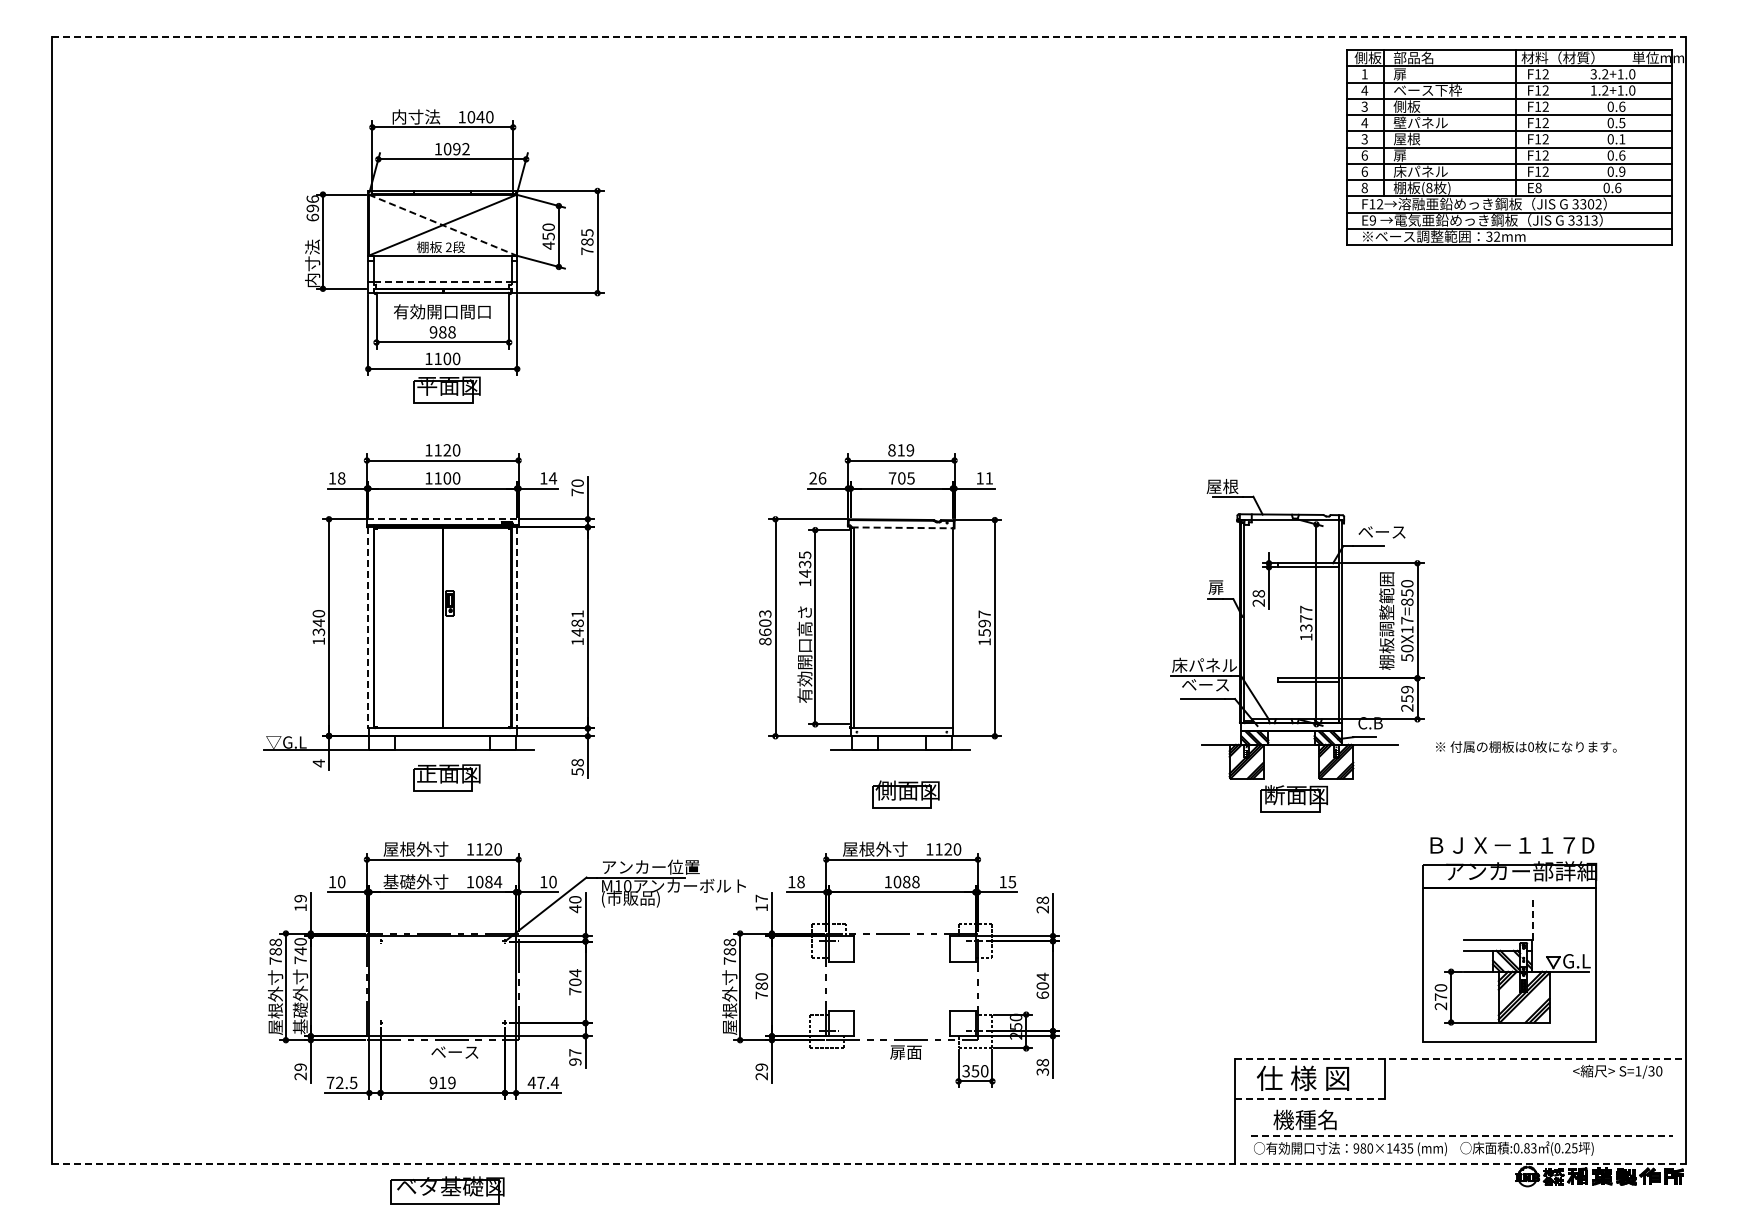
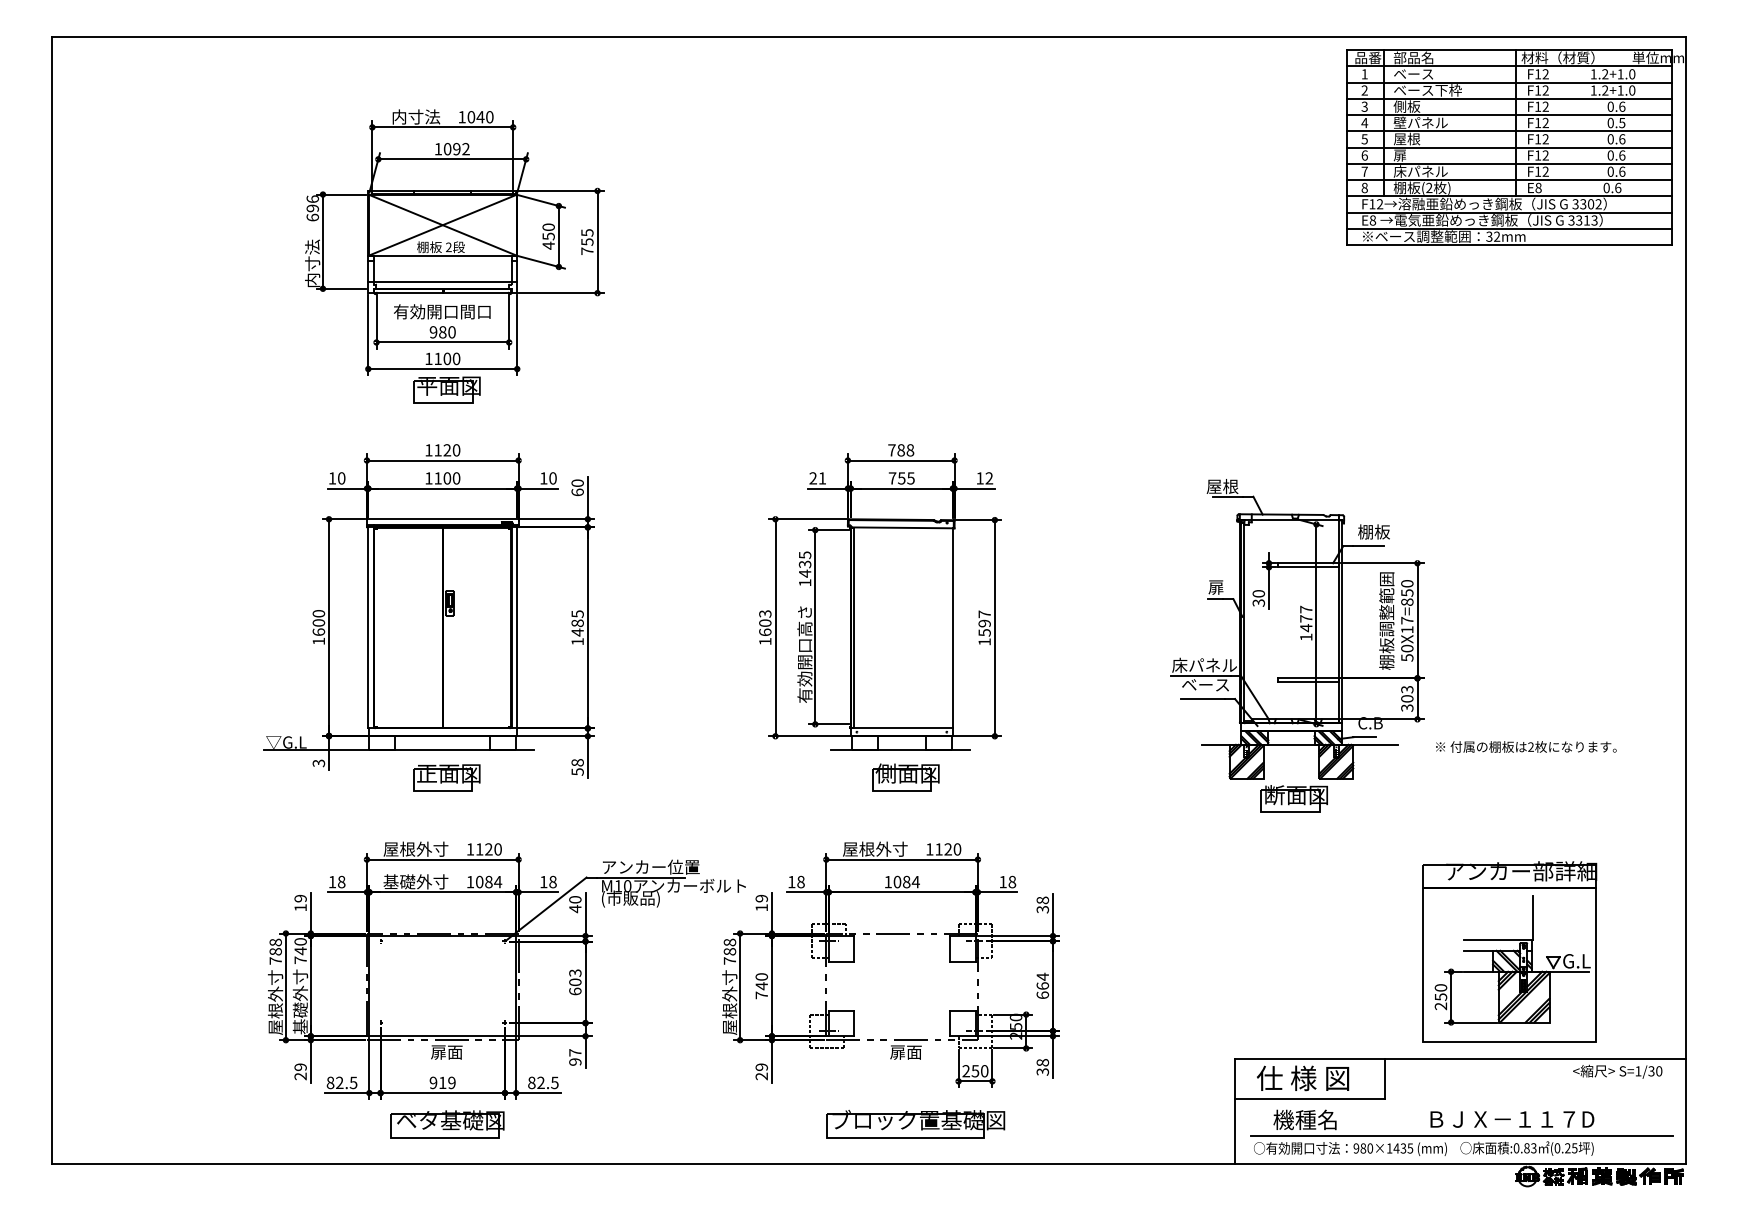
line: dashed -> solid (868, 36)
text: 側板 -> 品番 (1367, 57)
text: 扉 -> ベース (1412, 74)
text: 3.2+1.0 -> 1.2+1.0 (1593, 74)
text: 4 -> 2 (1364, 90)
text: 3 -> 5 (1364, 138)
text: 0.1 -> 0.6 (1622, 139)
text: 6 -> 7 (1364, 171)
text: 0.9 -> 0.6 (1622, 171)
text: (8 -> (2 (1429, 187)
text: E9 -> E8 (1372, 220)
line: dashed -> solid (442, 225)
text: 785 -> 755 (587, 241)
line: dashed -> solid (443, 281)
text: 988 -> 980 (451, 332)
text: 819 -> 788 (901, 450)
text: 18 -> 10 (341, 478)
text: 14 -> 10 (552, 478)
text: 26 -> 21 (822, 478)
text: 705 -> 755 (901, 478)
text: 11 -> 12 (989, 478)
text: 70 -> 60 (577, 492)
line: dashed -> solid (443, 519)
line: dashed -> solid (903, 527)
text: ベース -> 棚板 (1381, 531)
text: 28 -> 30 (1259, 598)
text: 1481 -> 1485 (577, 613)
text: 1340 -> 1600 (318, 627)
line: dashed -> solid (368, 627)
line: dashed -> solid (517, 627)
text: 1377 -> 1477 (1306, 628)
text: 8603 -> 1603 (765, 641)
text: 259 -> 303 (1407, 698)
text: 0 -> 2 (1530, 746)
text: 4 -> 3 (318, 763)
part position: (905, 794) -> (905, 777) (905, 777)
text position: (1512, 845) -> (1512, 1119) (1512, 1119)
text: 10 -> 18 (341, 881)
text: 1088 -> 1084 (915, 881)
text: 15 -> 18 (1012, 881)
text: 10 -> 18 (552, 882)
text: 17 -> 19 (761, 898)
text: 28 -> 38 (1043, 909)
line: dashed -> solid (1532, 918)
text: 704 -> 603 (575, 982)
text: 604 -> 664 (1042, 985)
text: 780 -> 740 (761, 986)
text: 270 -> 250 (1441, 996)
text: ベース -> 扉面 (454, 1052)
line: dashed -> solid (1460, 1058)
text: 350 -> 250 (965, 1071)
text: 72.5 -> 82.5 (330, 1082)
text: 47.4 -> 82.5 (542, 1082)
line: dashed -> solid (1310, 1099)
part: none -> present (915, 1124)
line: dashed -> solid (1462, 1136)
line: dashed -> solid (868, 1164)
part position: (447, 1190) -> (447, 1124) (447, 1124)
